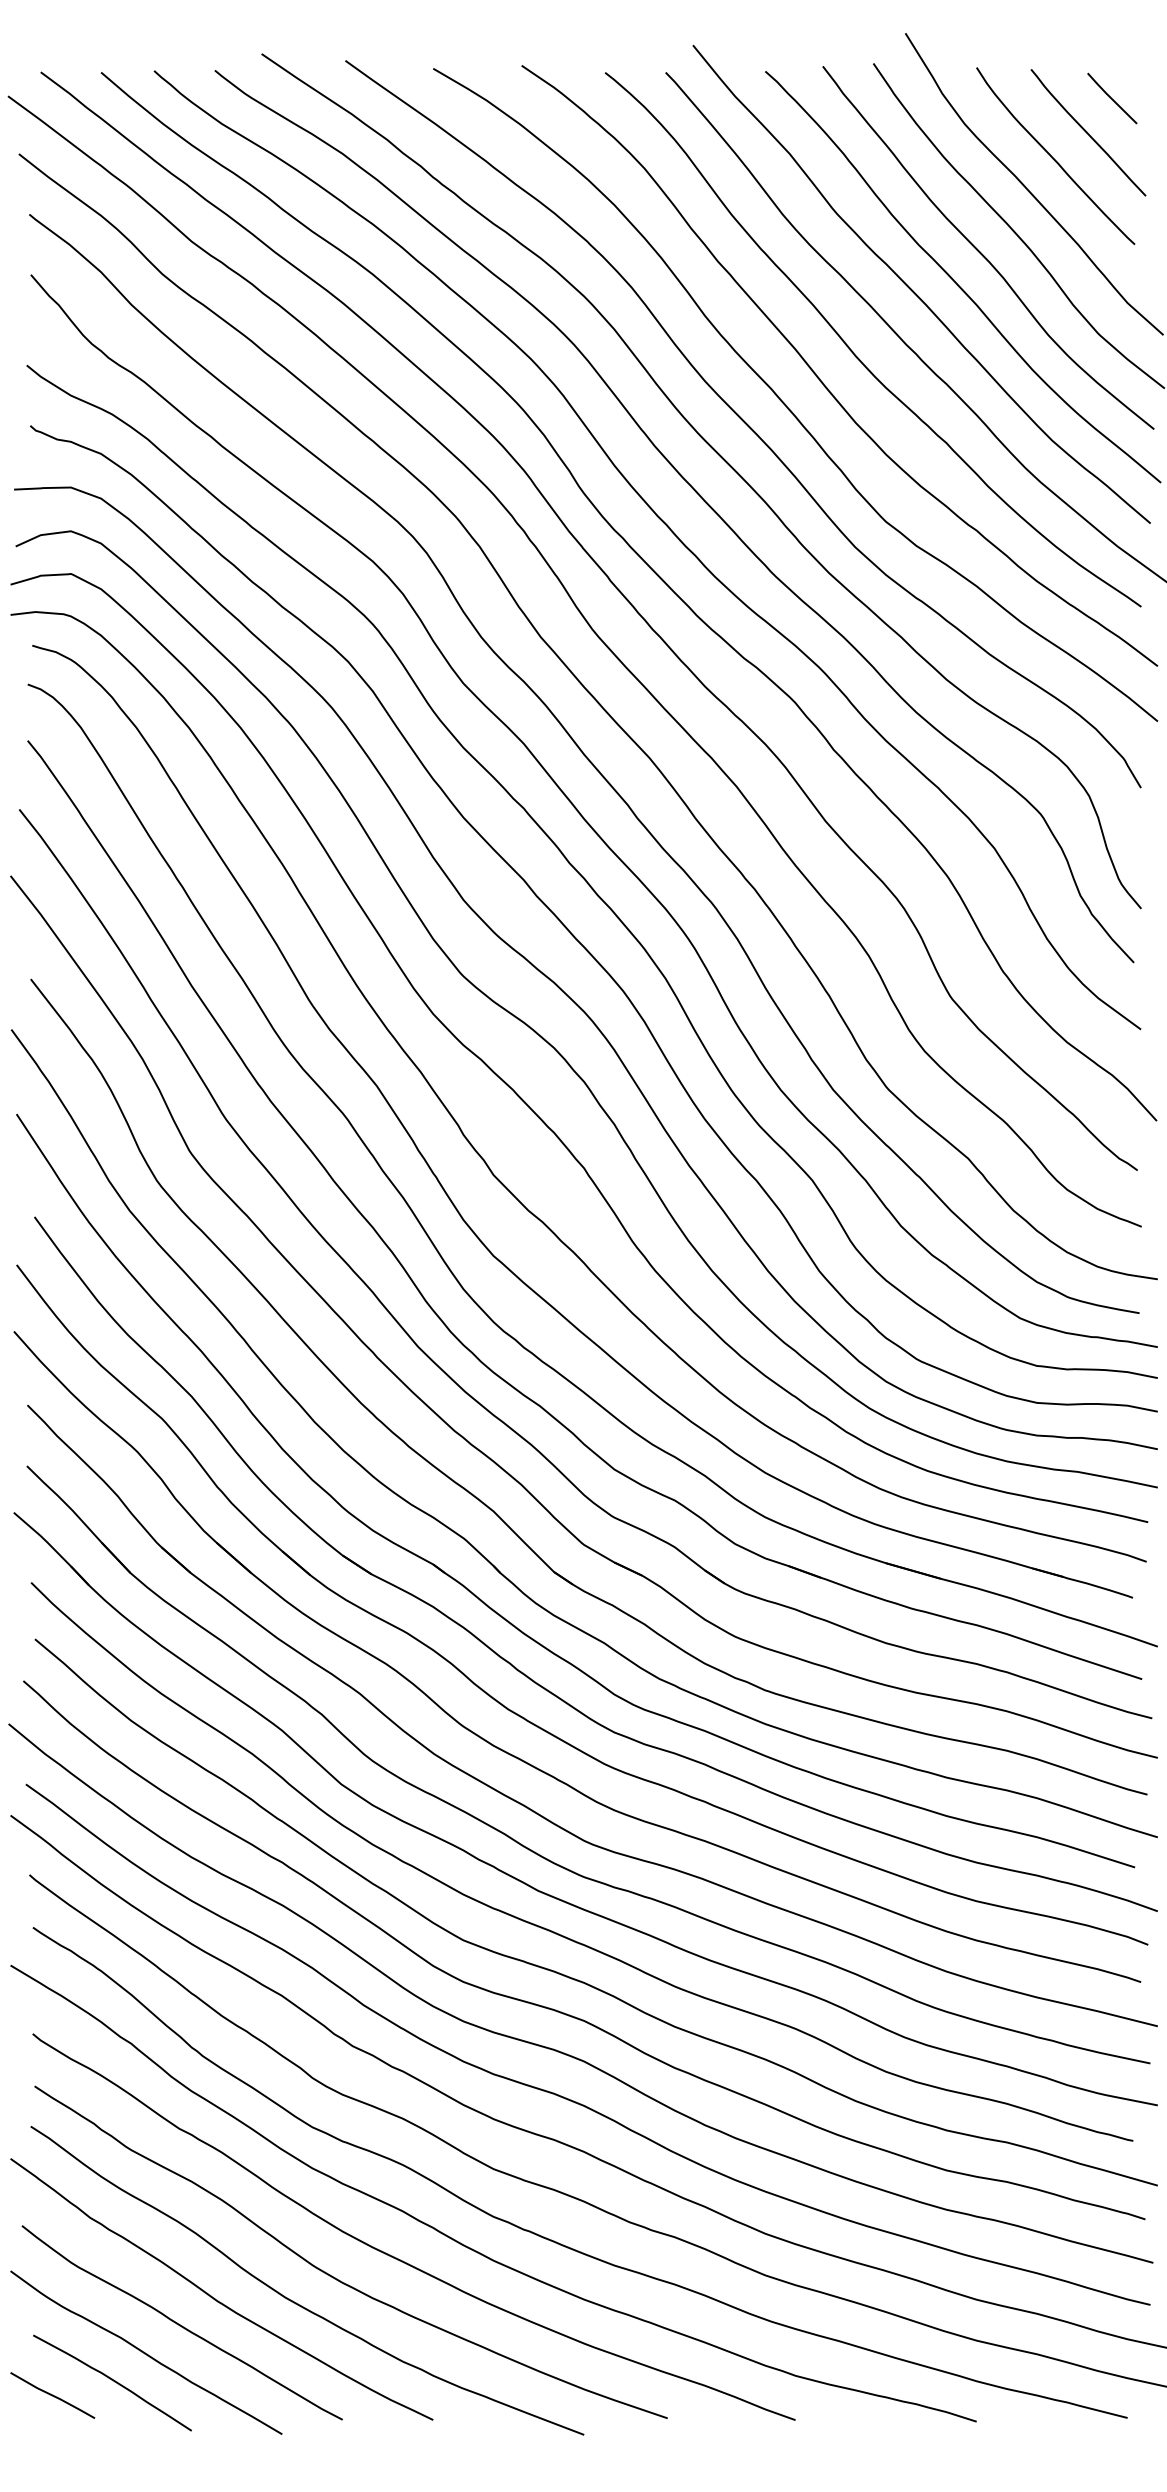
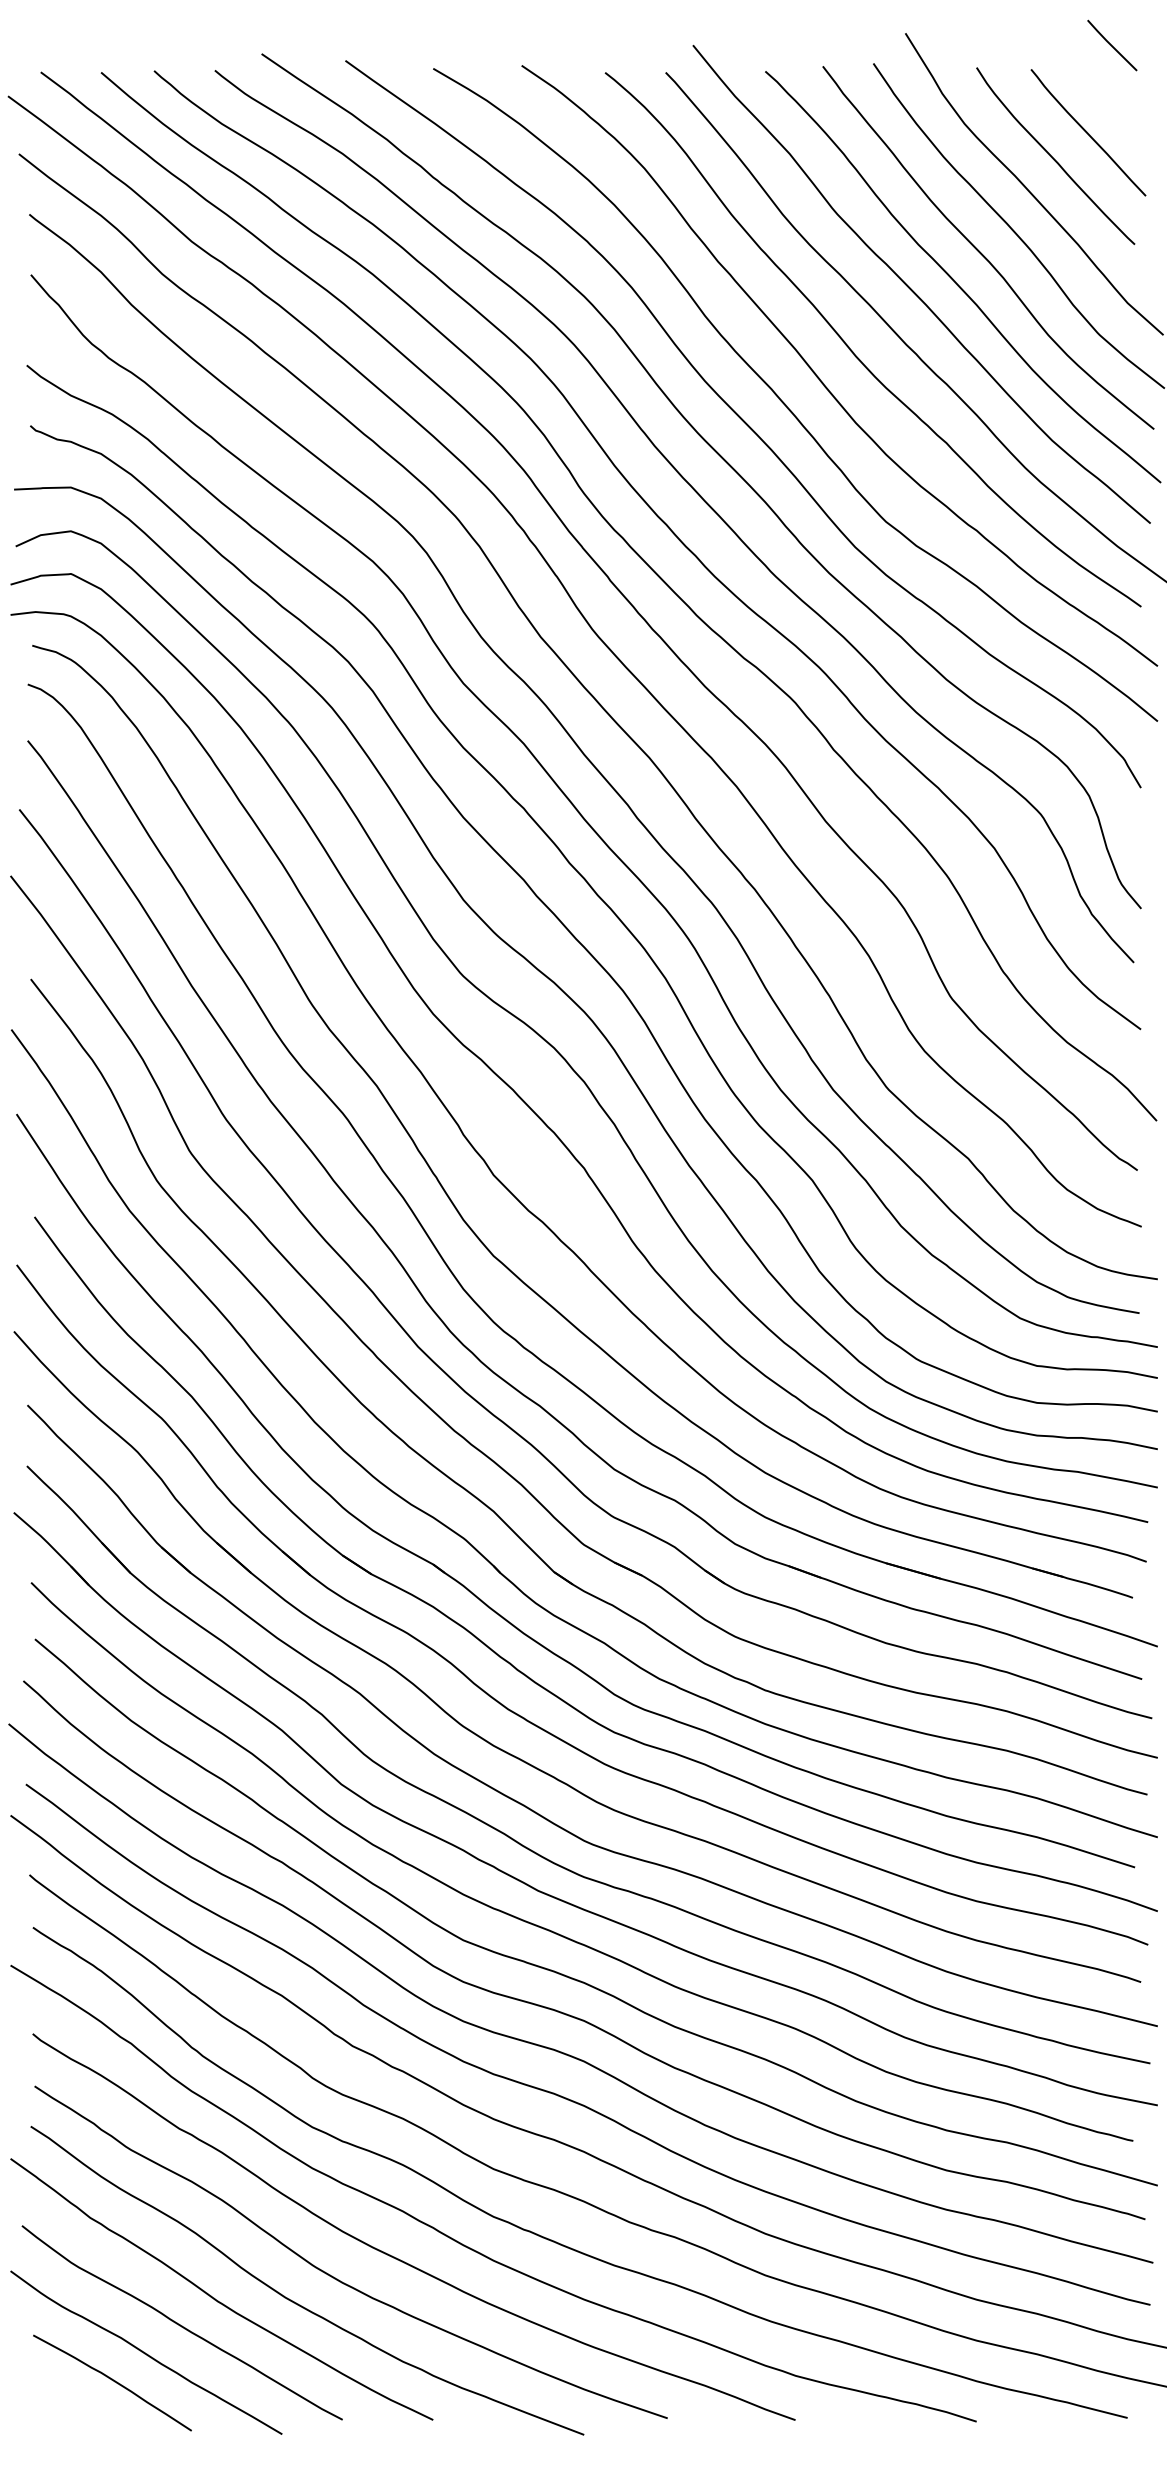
line position: (1112, 98) -> (1112, 45) (1112, 45)
line: present -> none (52, 2395)
